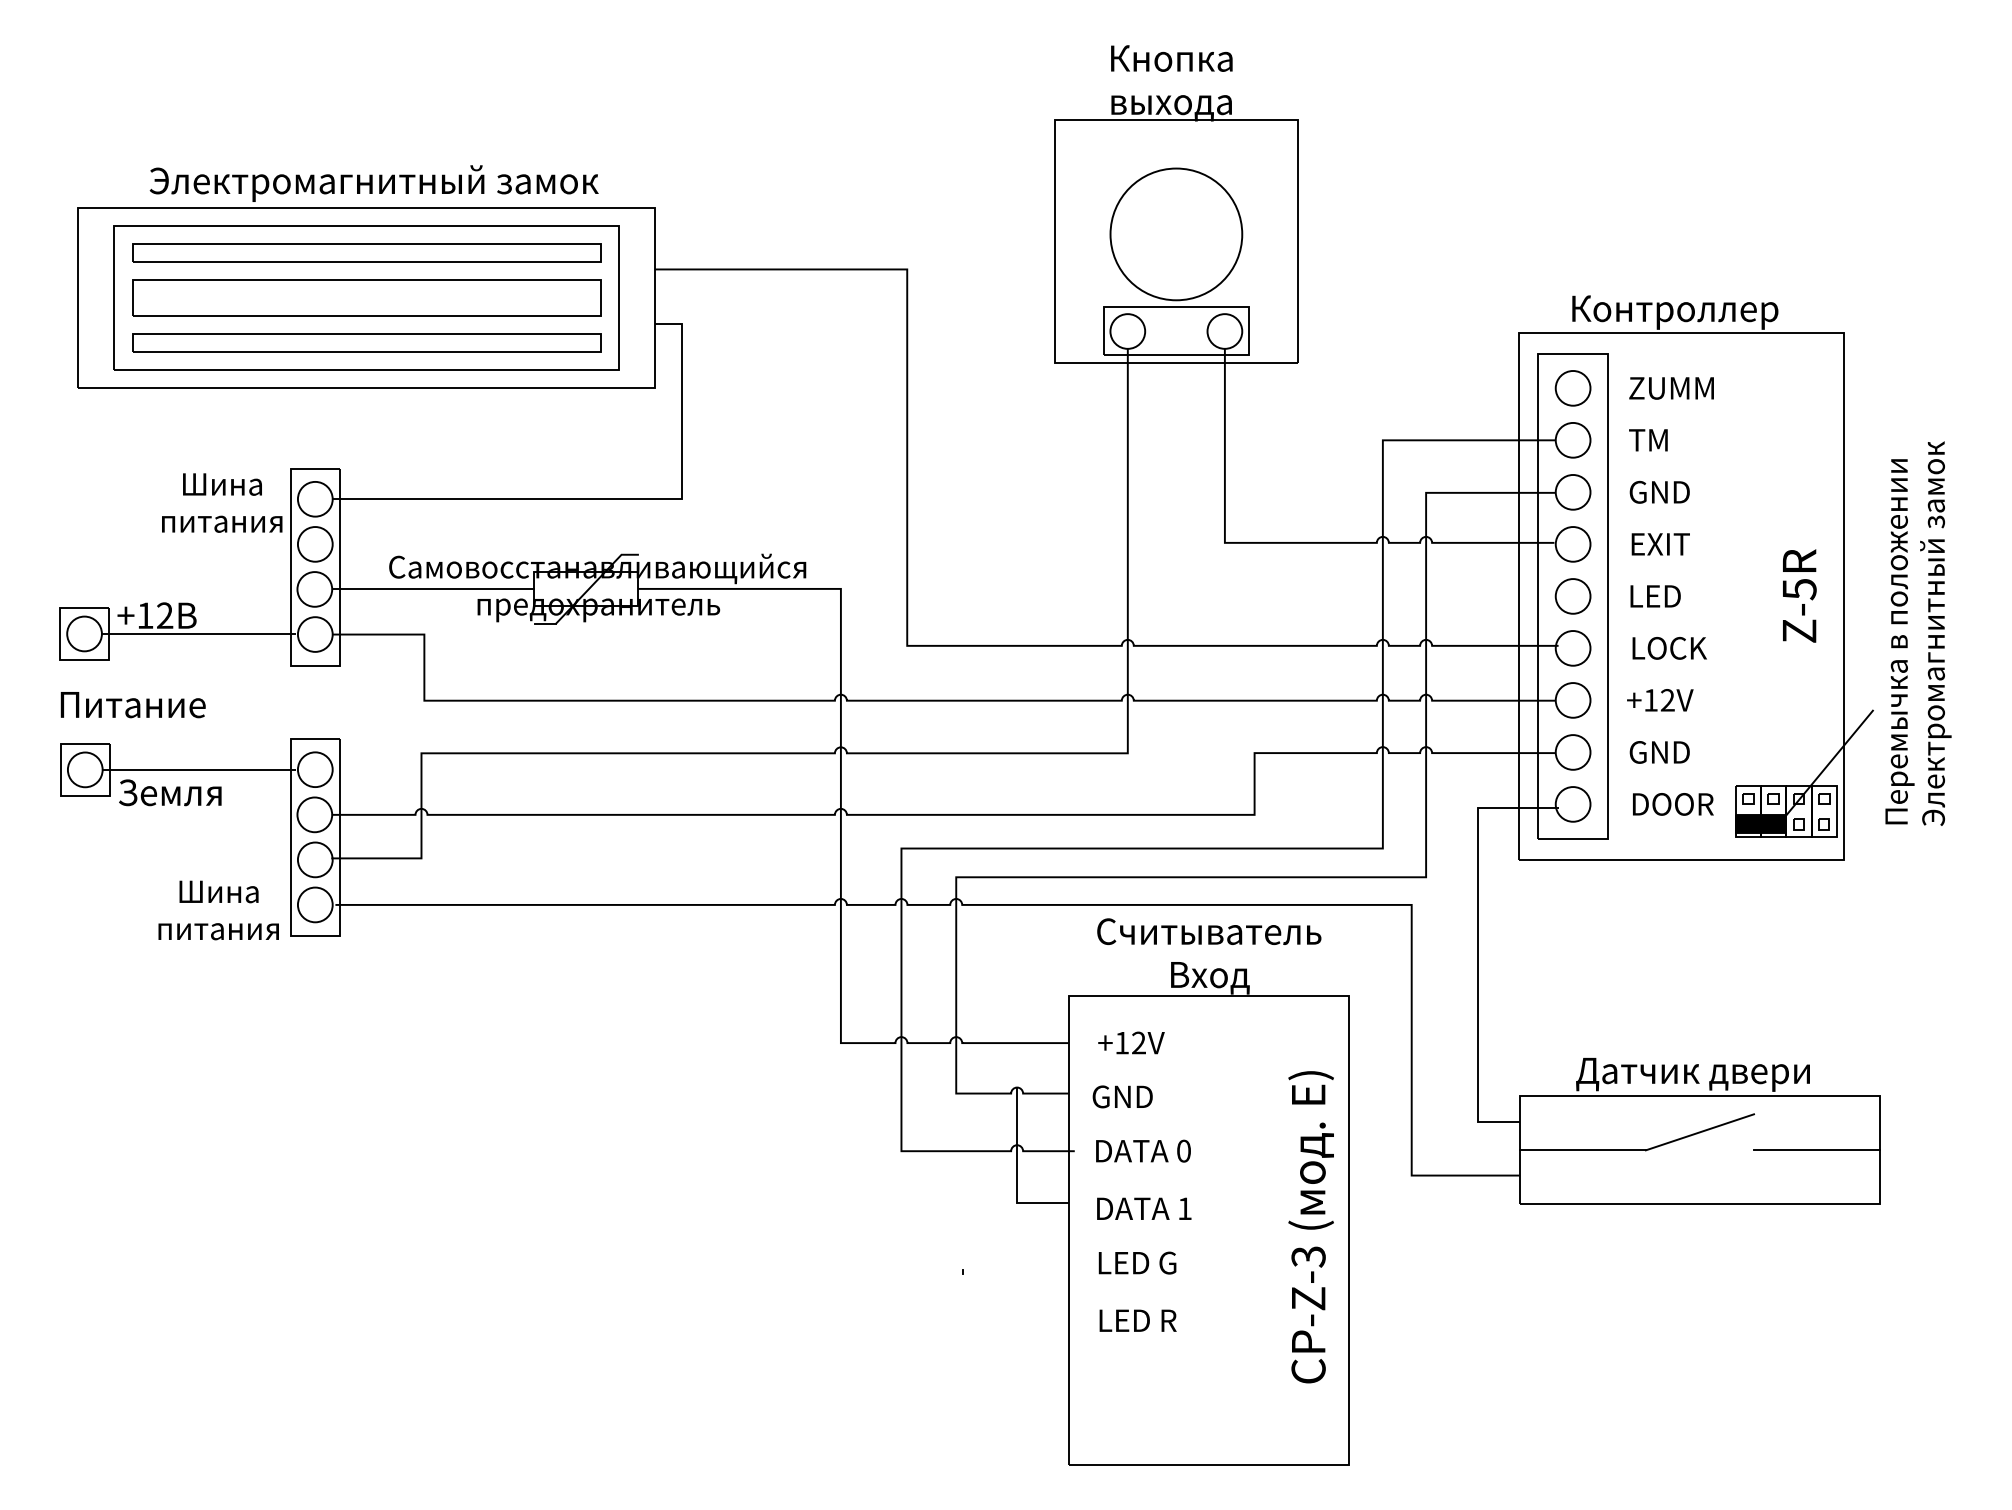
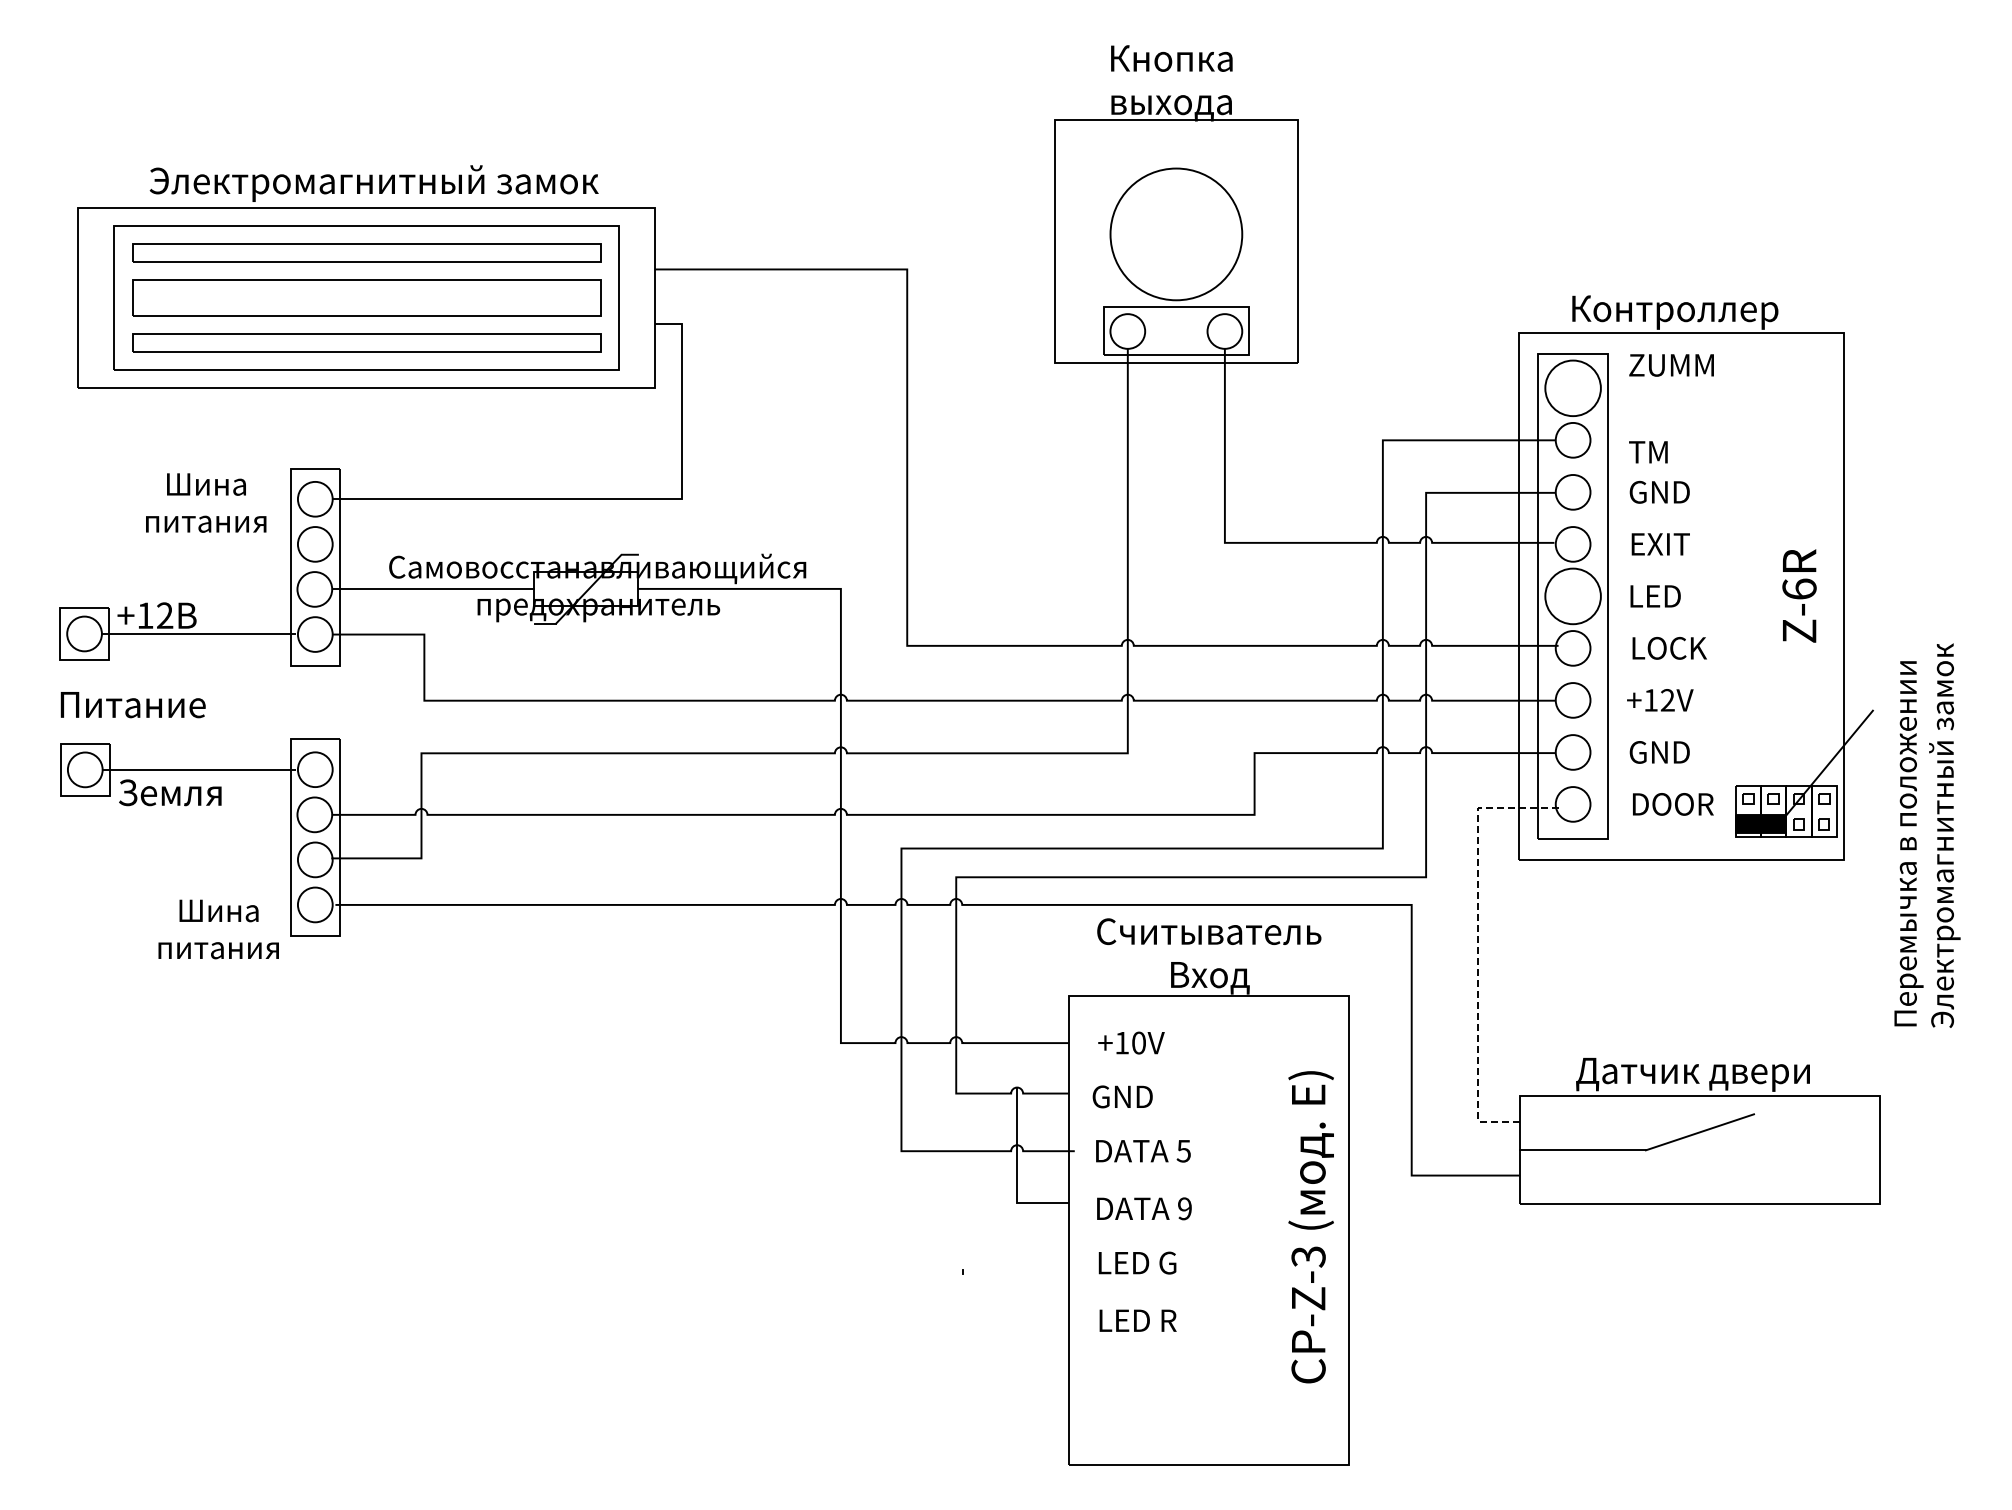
circle diameter: 35 px -> 56 px (1572, 388)
text position: (1671, 388) -> (1671, 365) (1671, 365)
text position: (1648, 440) -> (1648, 452) (1648, 452)
text position: (222, 502) -> (206, 502) (206, 502)
text: Z-5R -> Z-6R (1799, 589)
circle diameter: 35 px -> 56 px (1572, 596)
text position: (1918, 633) -> (1927, 835) (1927, 835)
text position: (218, 910) -> (218, 929) (218, 929)
line: solid -> dashed (1478, 944)
text: +12V -> +10V (1138, 1042)
text: 0 -> 5 (1183, 1150)
line: present -> none (1817, 1150)
text: 1 -> 9 (1184, 1208)
